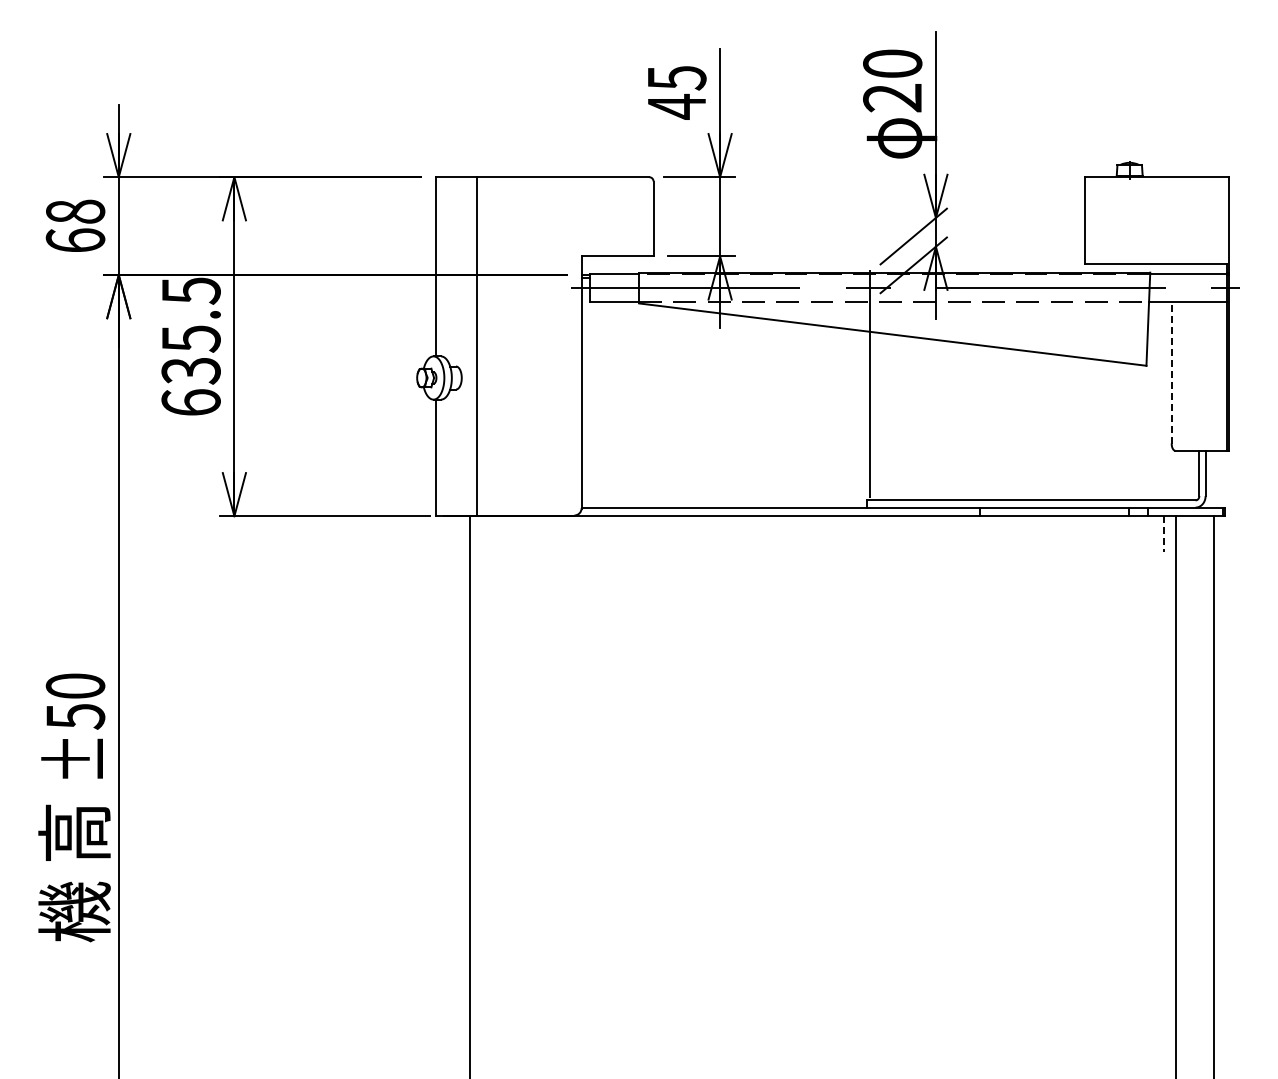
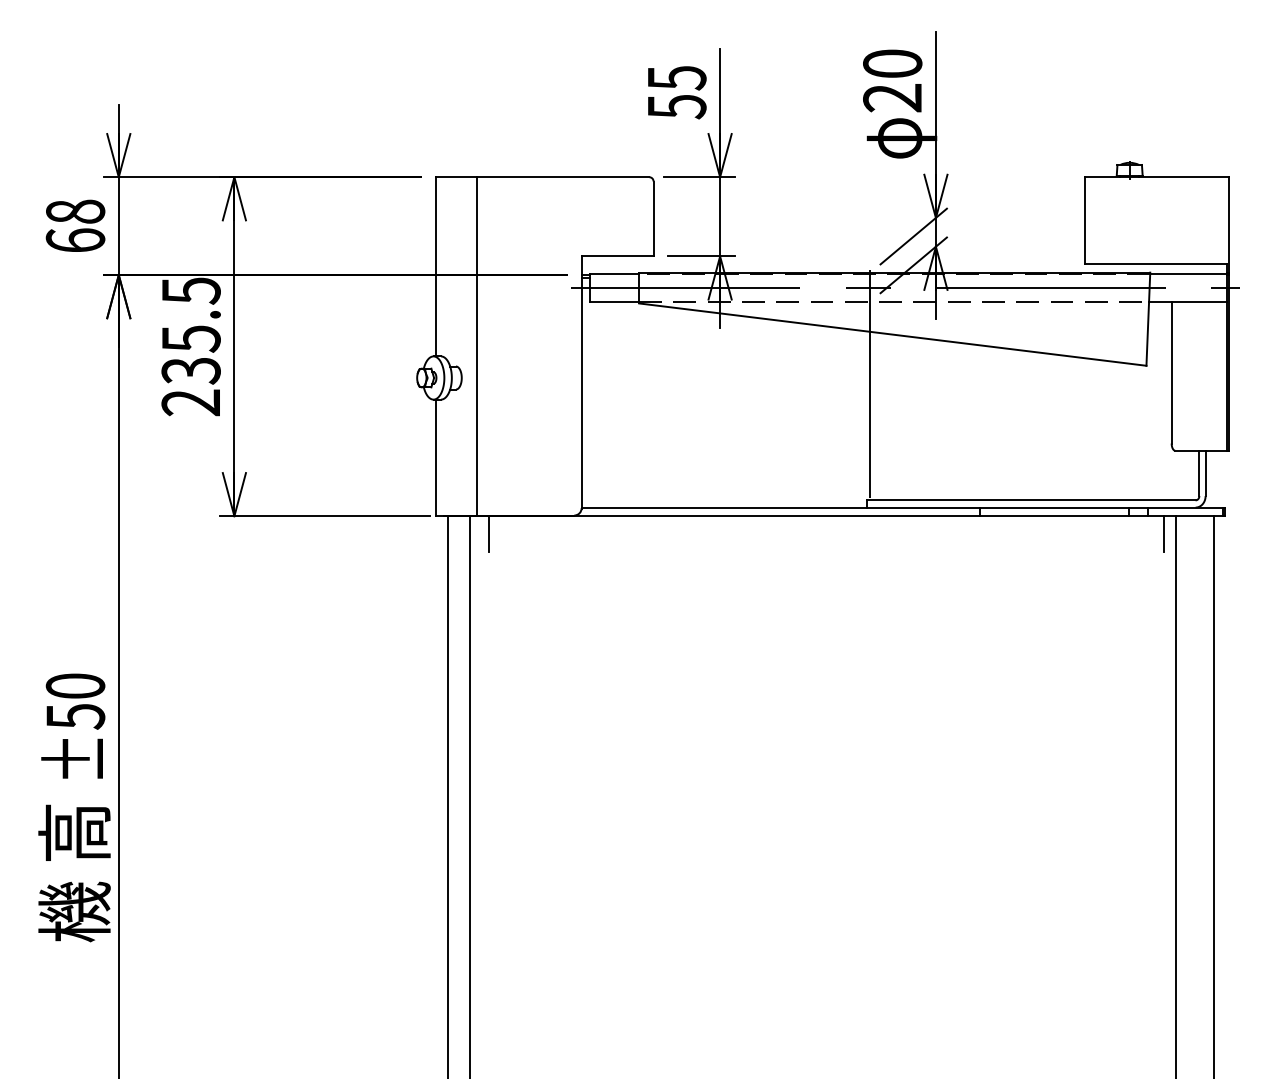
text: 45 -> 55 (677, 106)
line: dashed -> solid (1171, 372)
text: 635.5 -> 235.5 (190, 402)
line: none -> present (489, 534)
line: dashed -> solid (1164, 534)
line: none -> present (447, 795)
